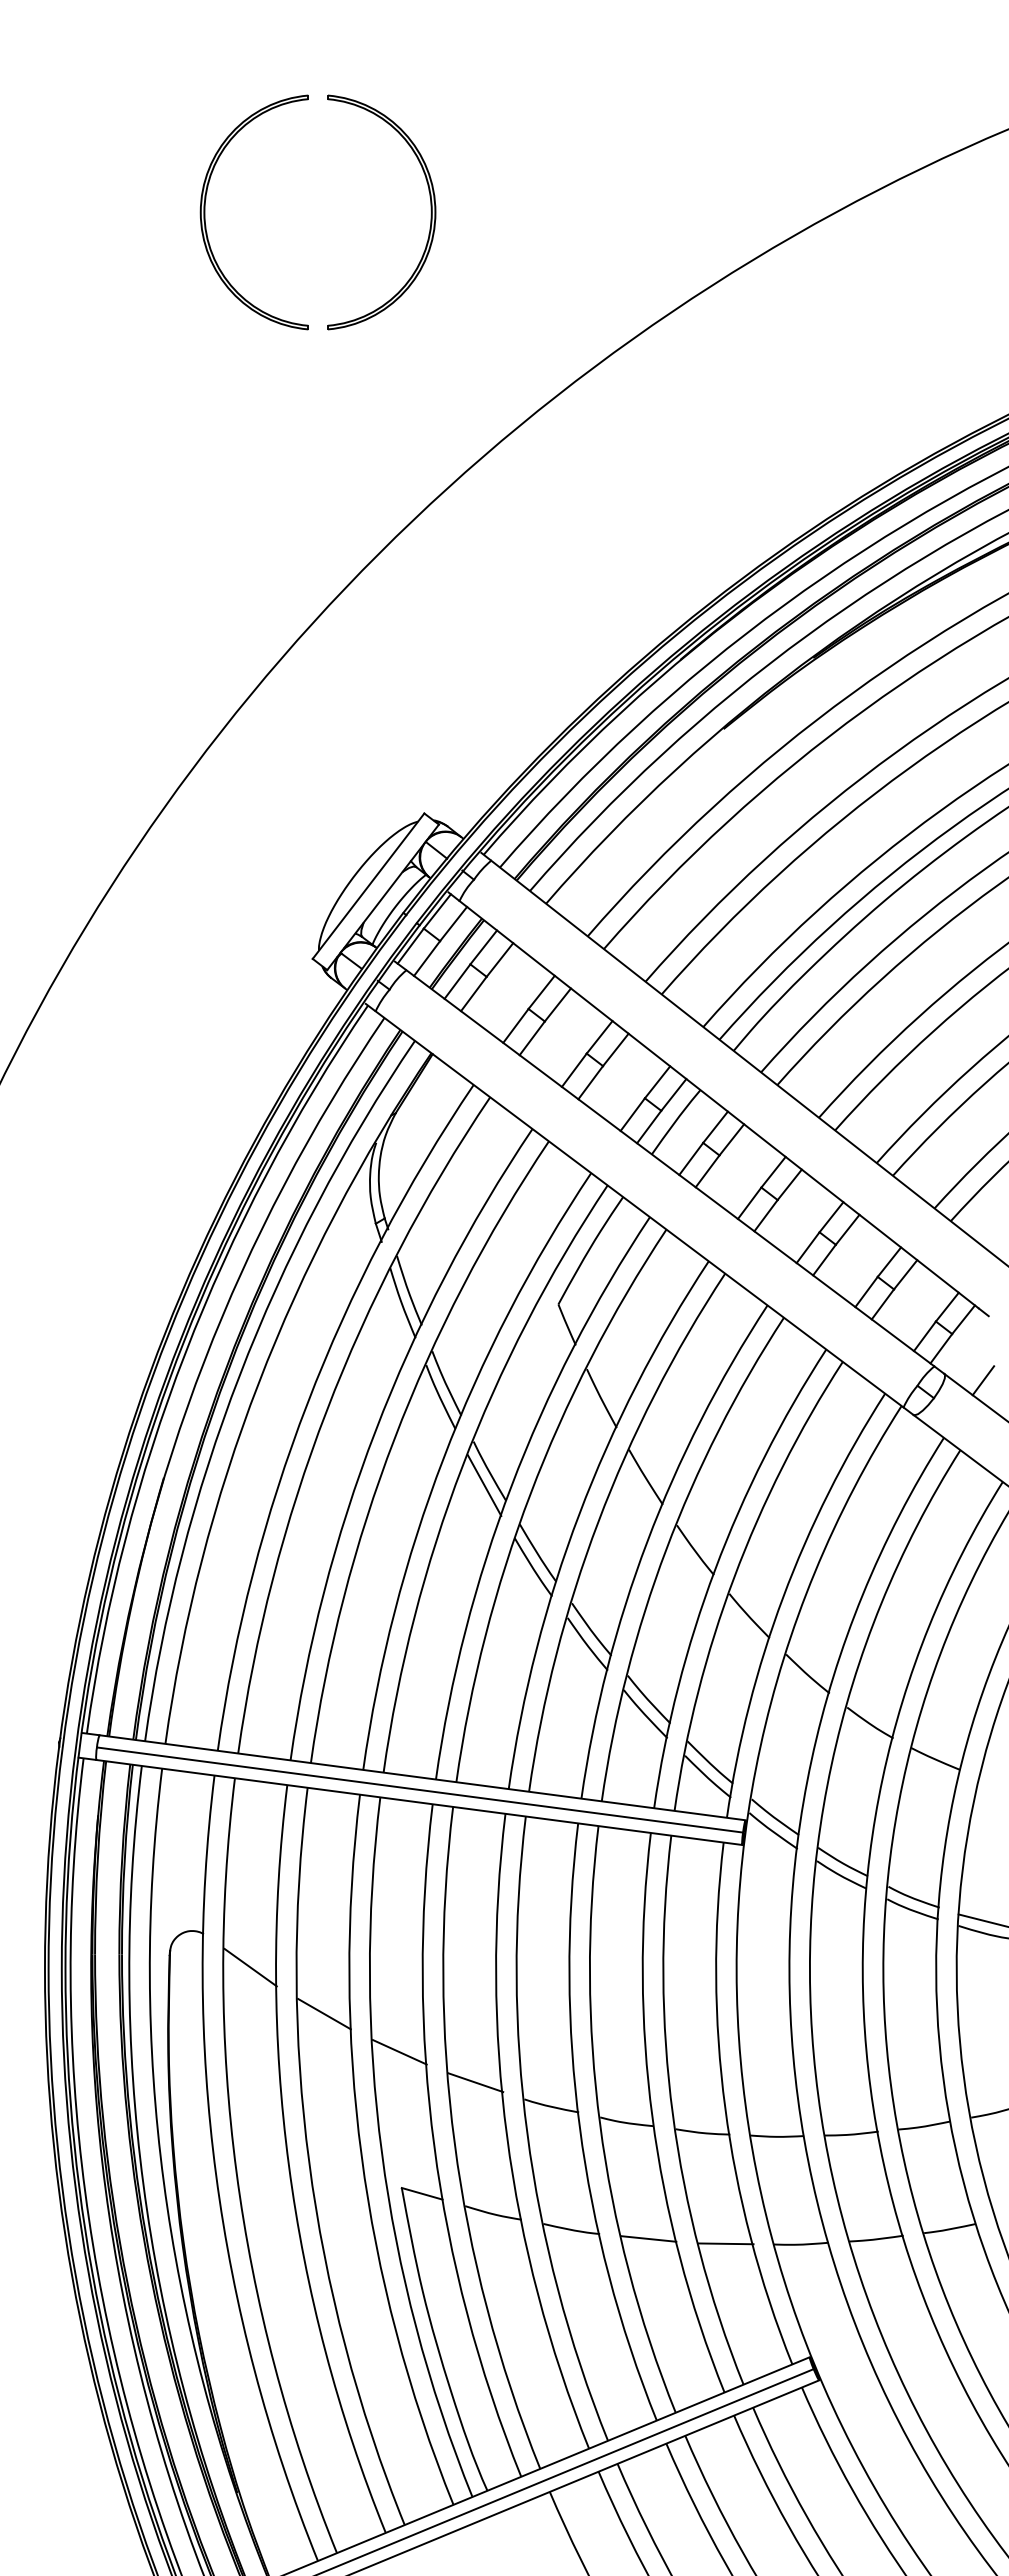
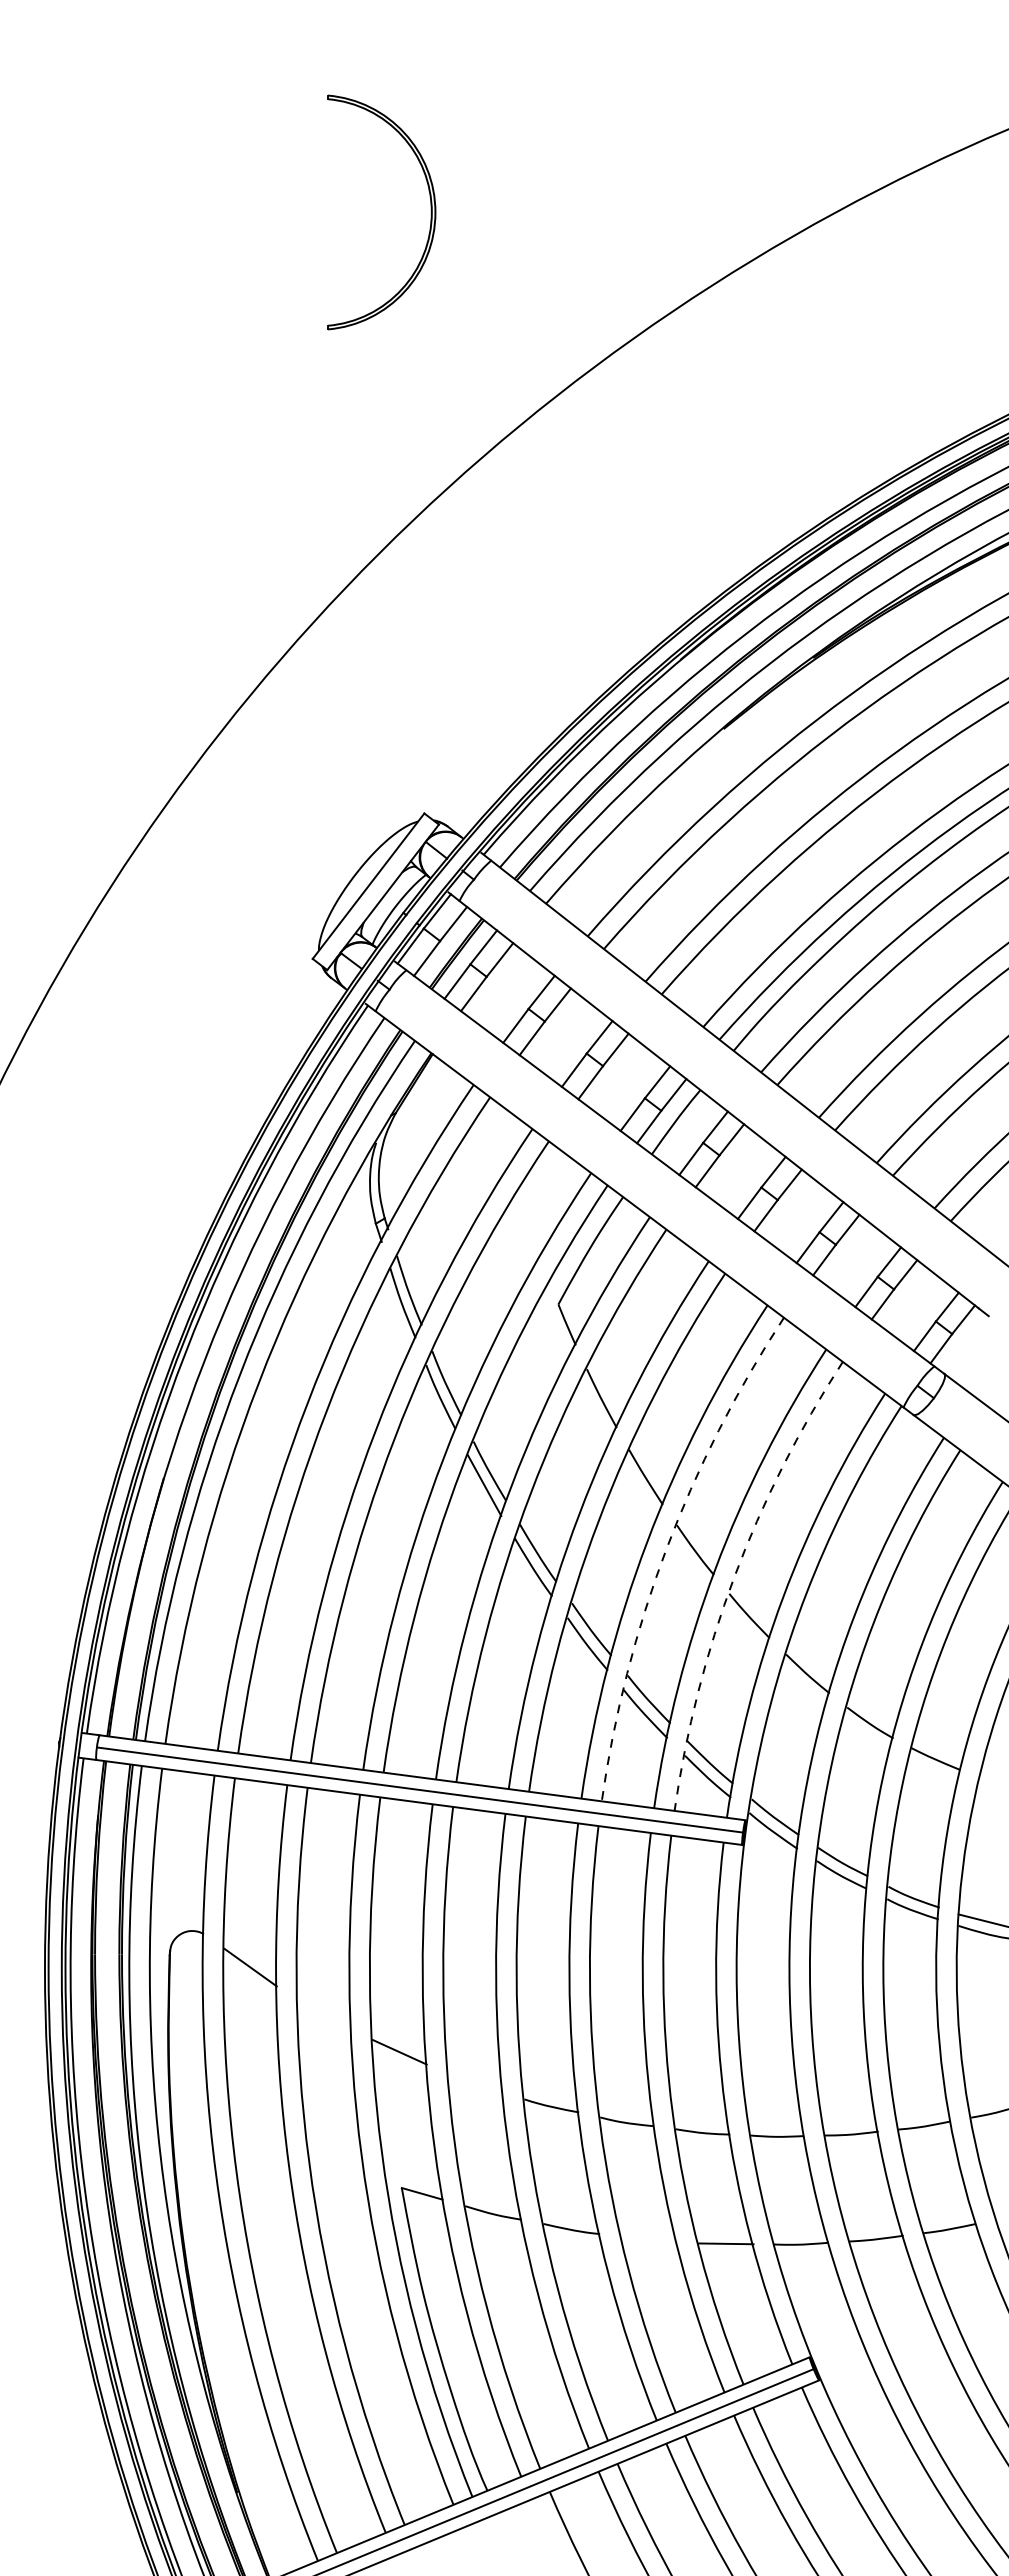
part: present -> none (205, 212)
line: present -> none (983, 1380)
arc: solid -> dashed (666, 1549)
arc: solid -> dashed (734, 1577)
line: present -> none (324, 2013)
line: present -> none (475, 2082)
line: present -> none (648, 2238)
